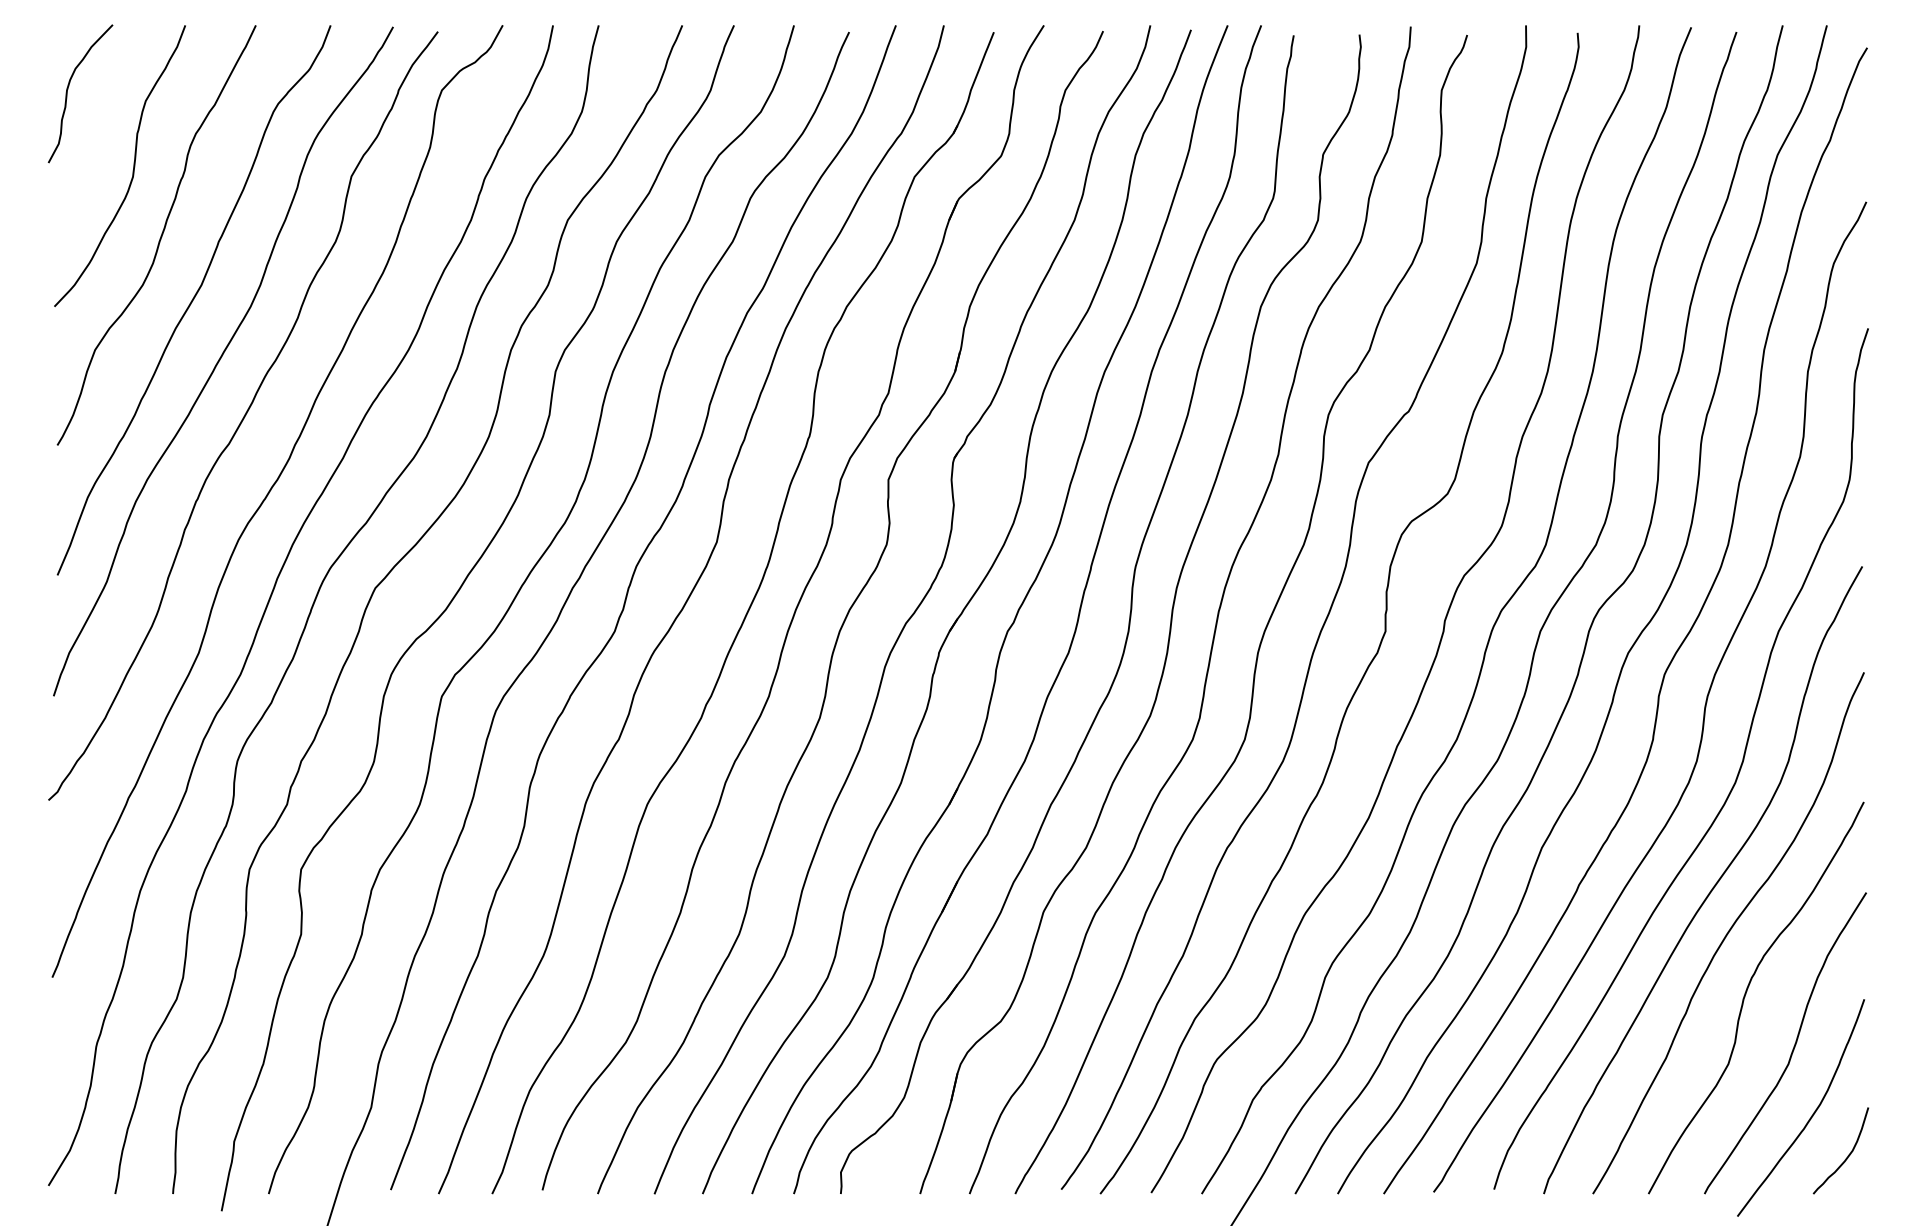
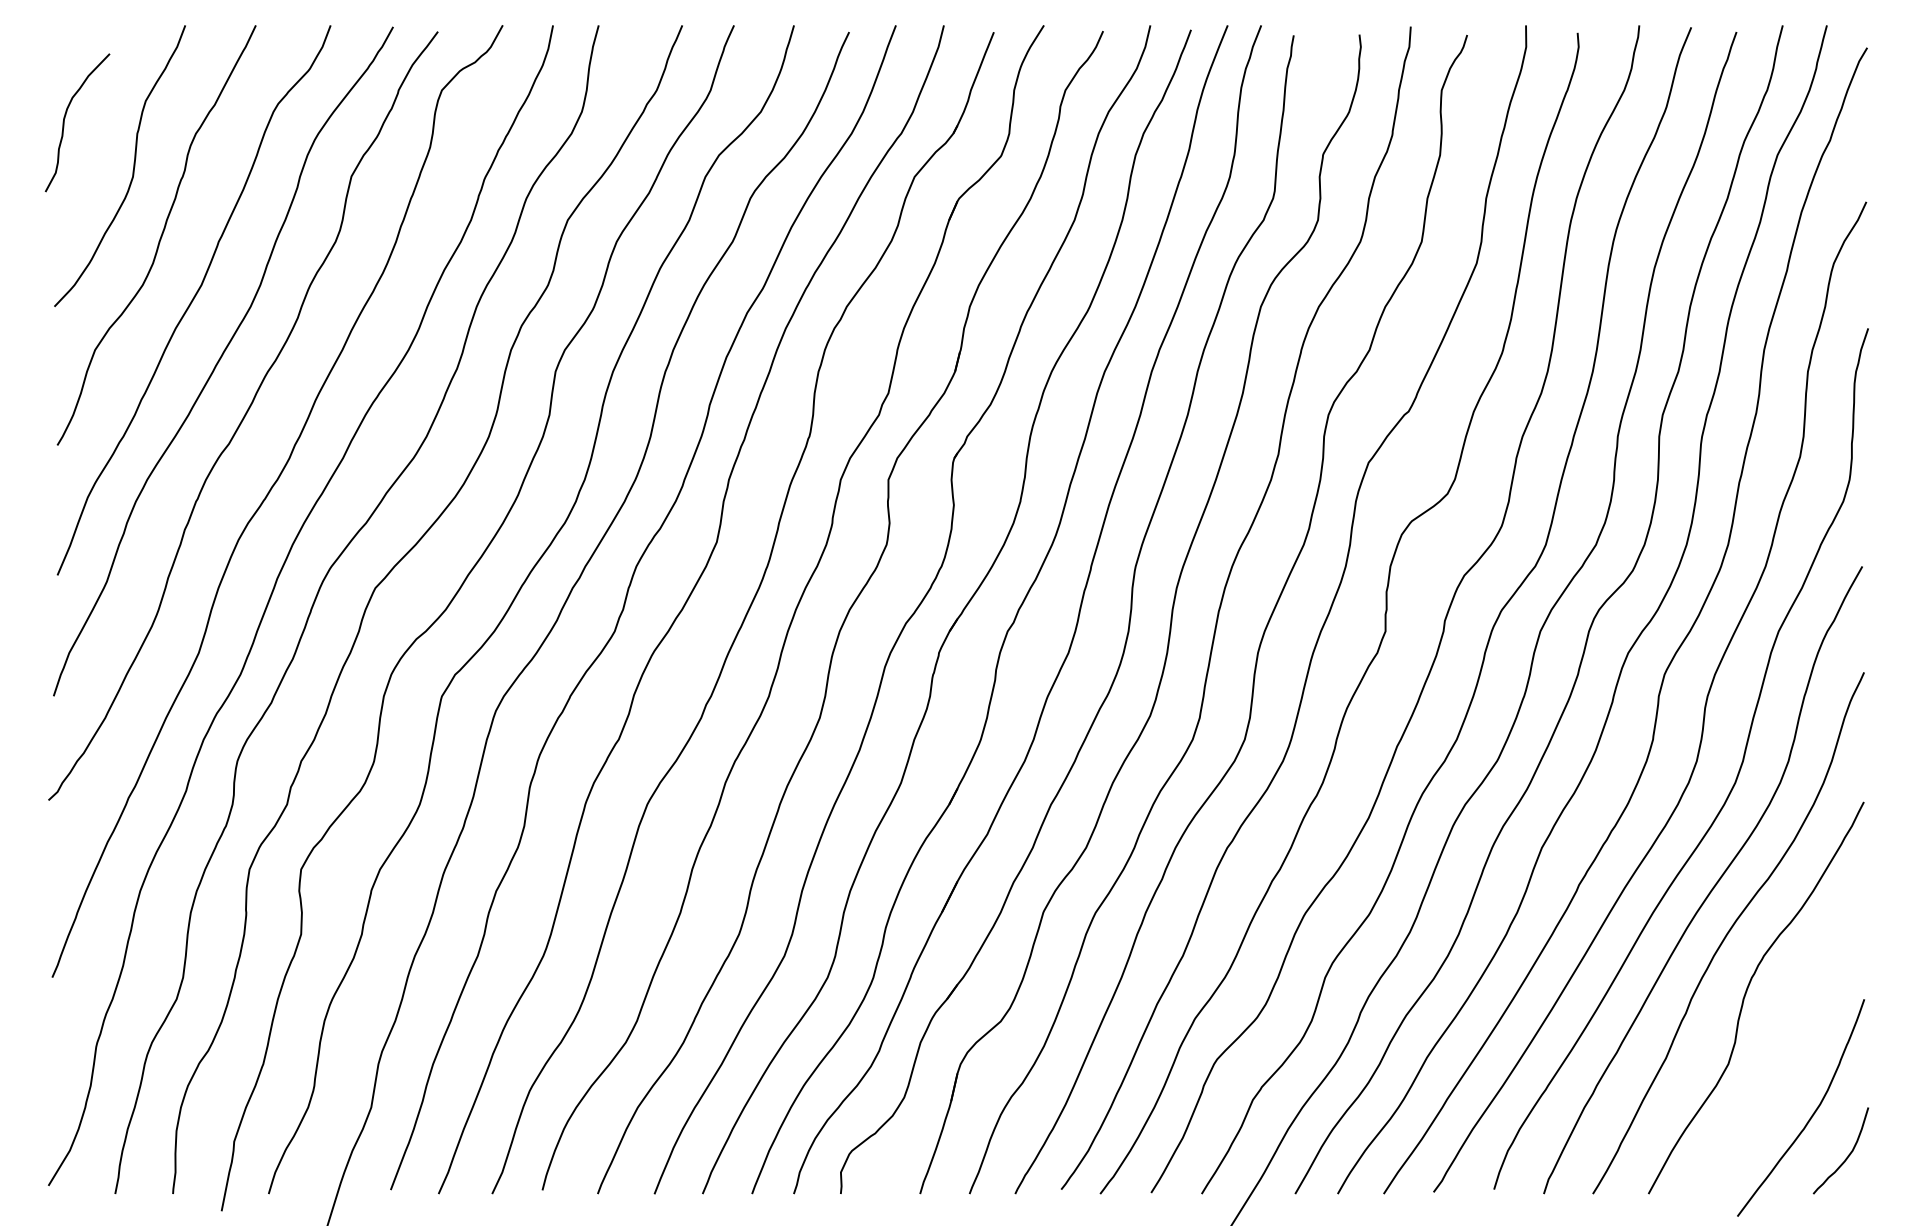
curve position: (68, 89) -> (65, 118) (65, 118)
curve: present -> none (1793, 1046)
